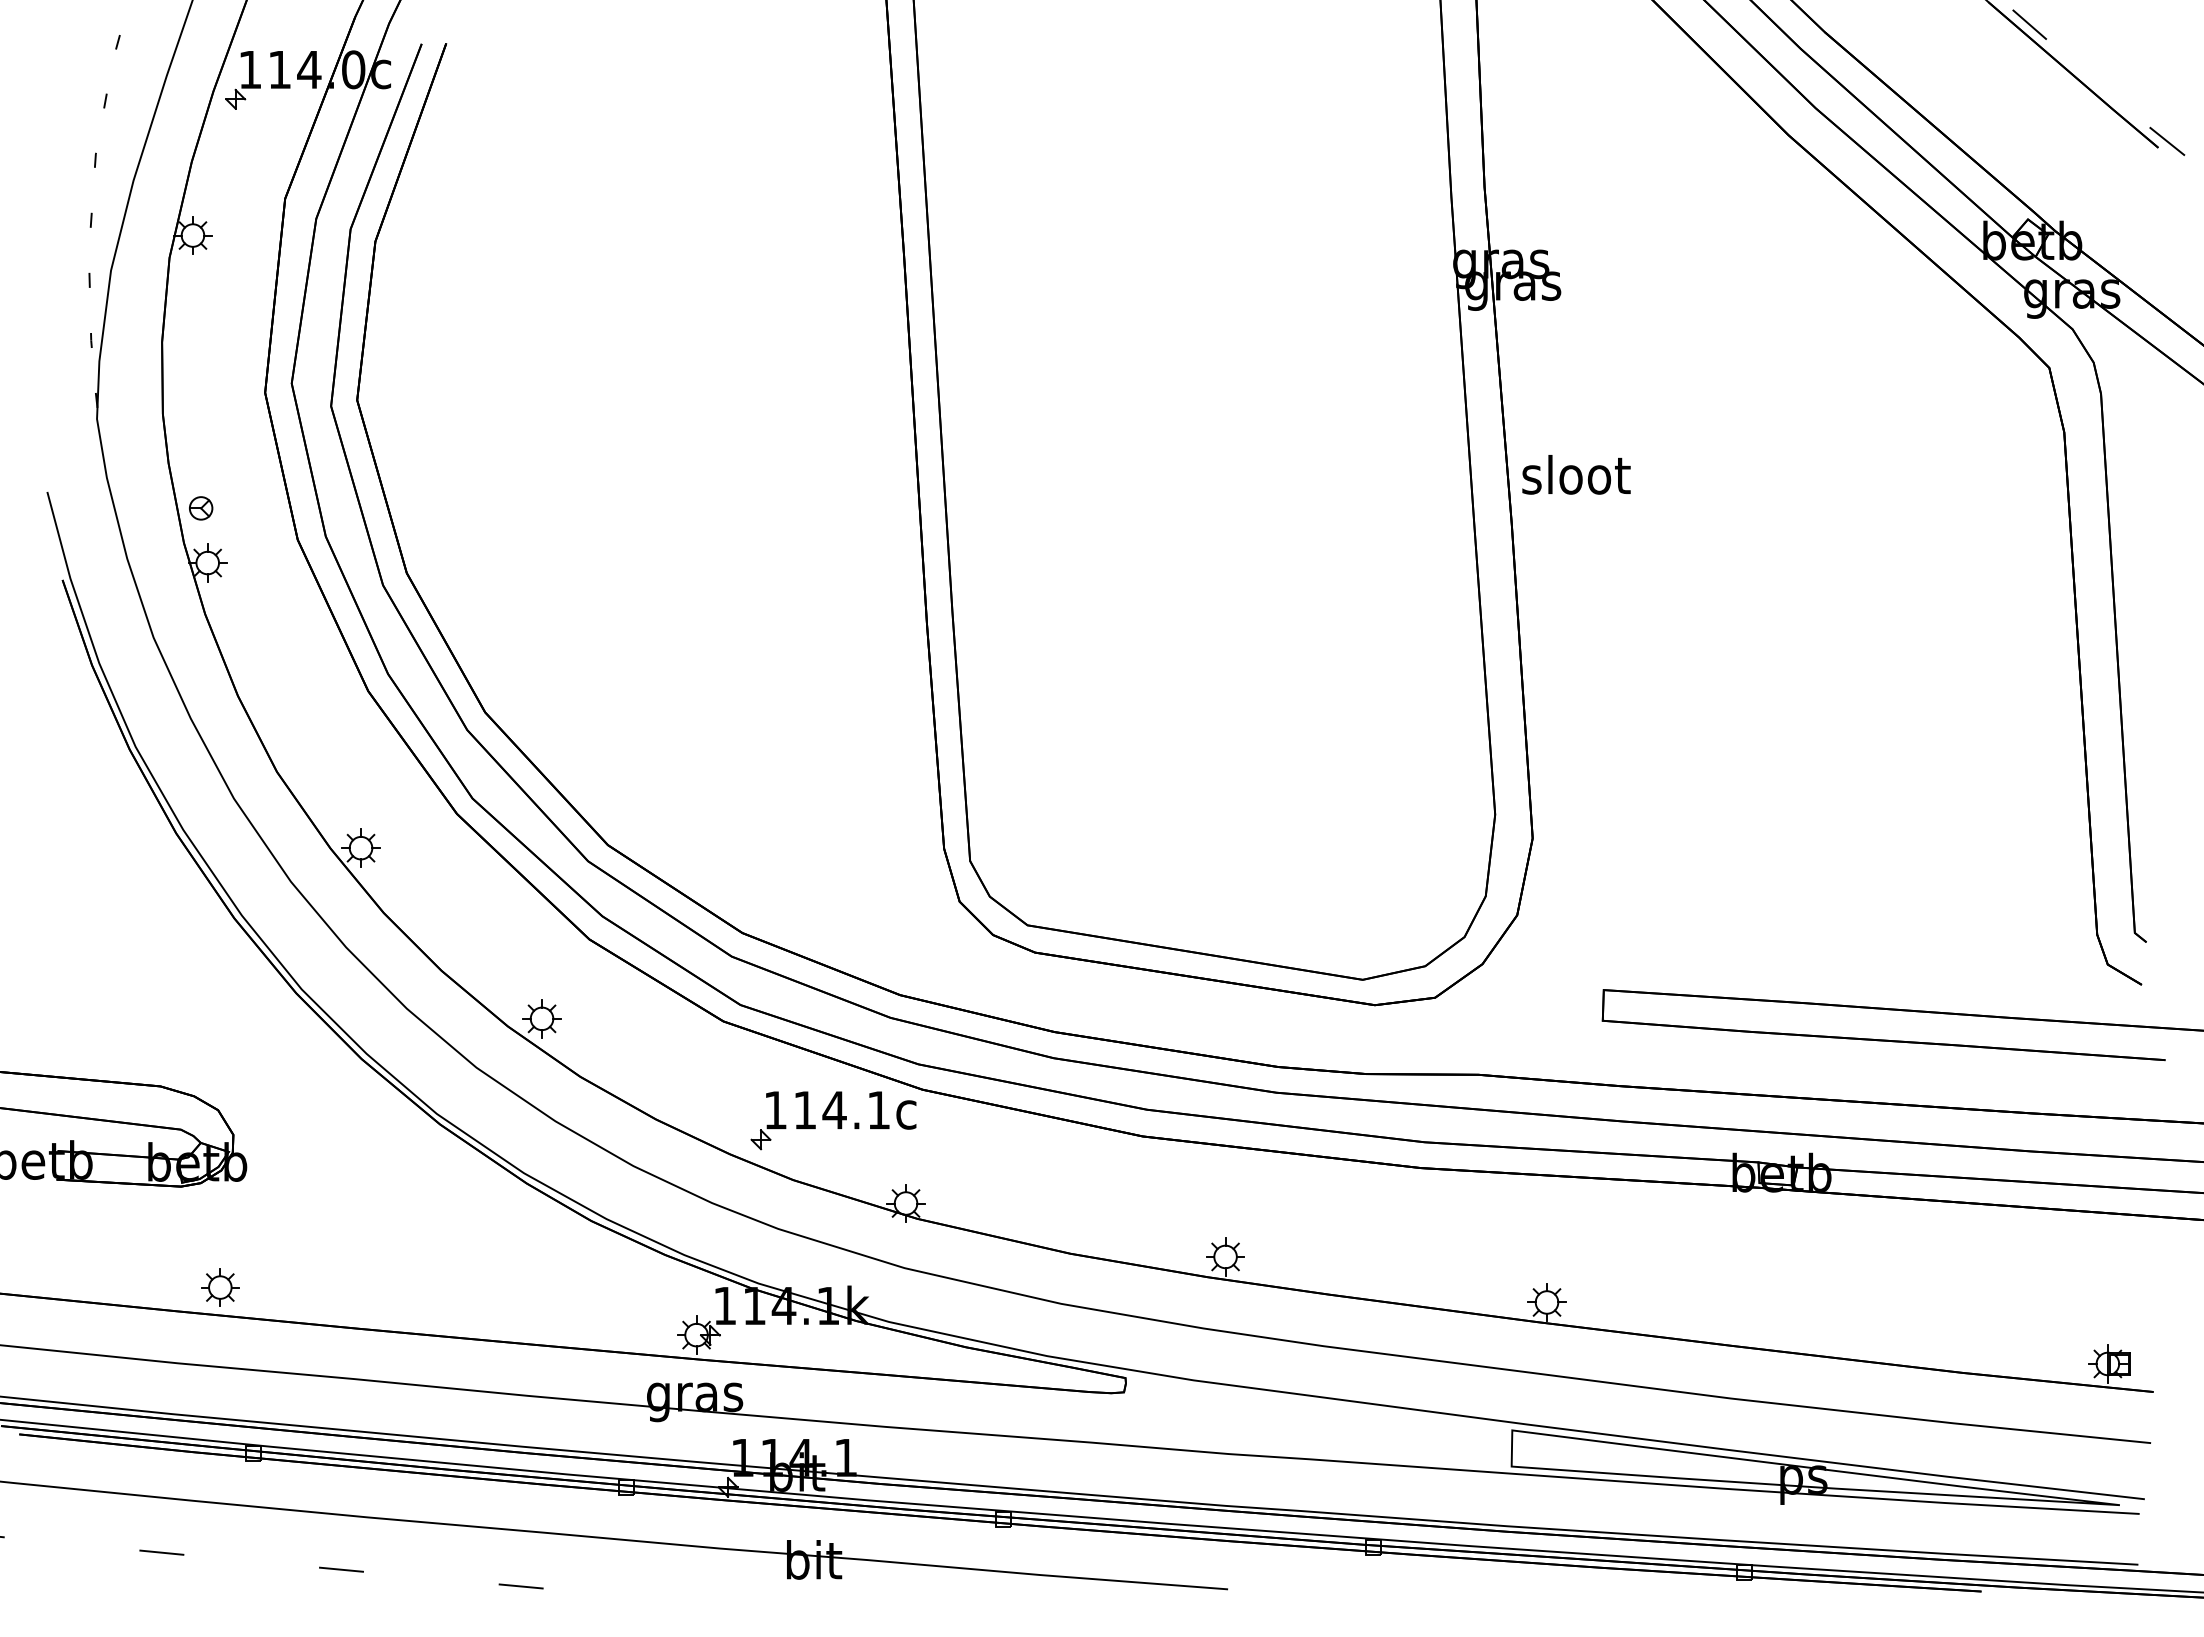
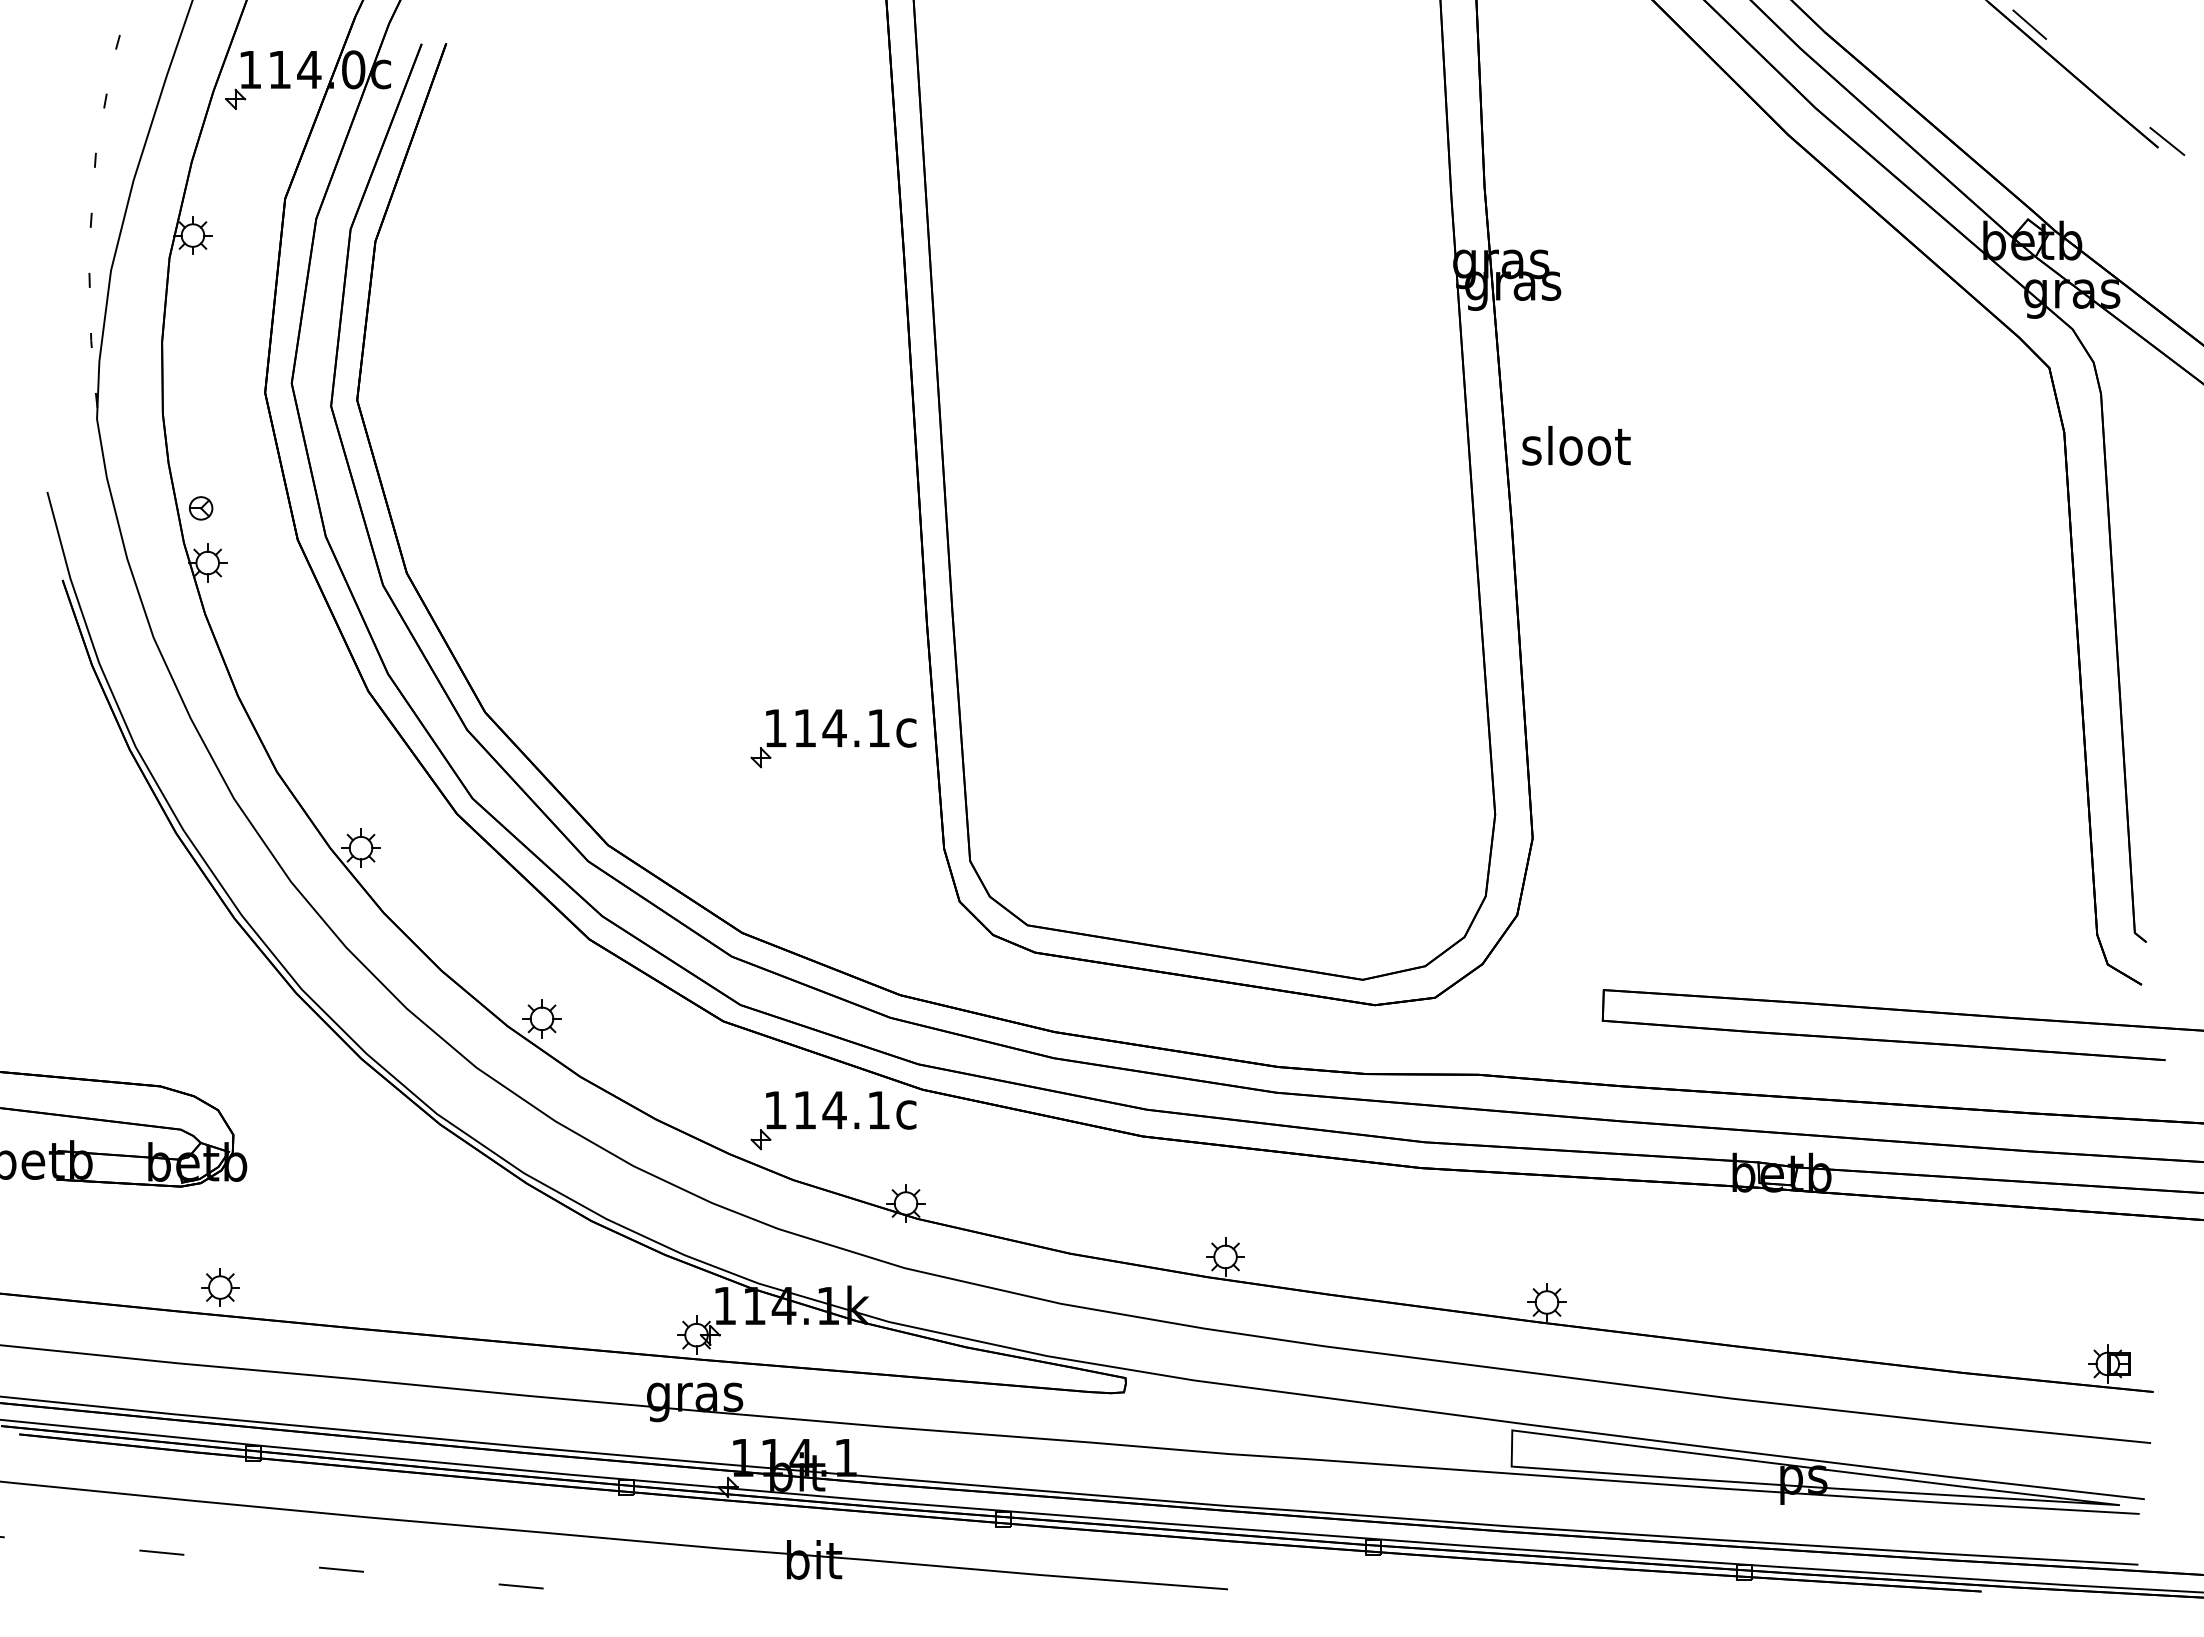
text position: (1576, 474) -> (1576, 445) (1576, 445)
part: none -> present (833, 738)
